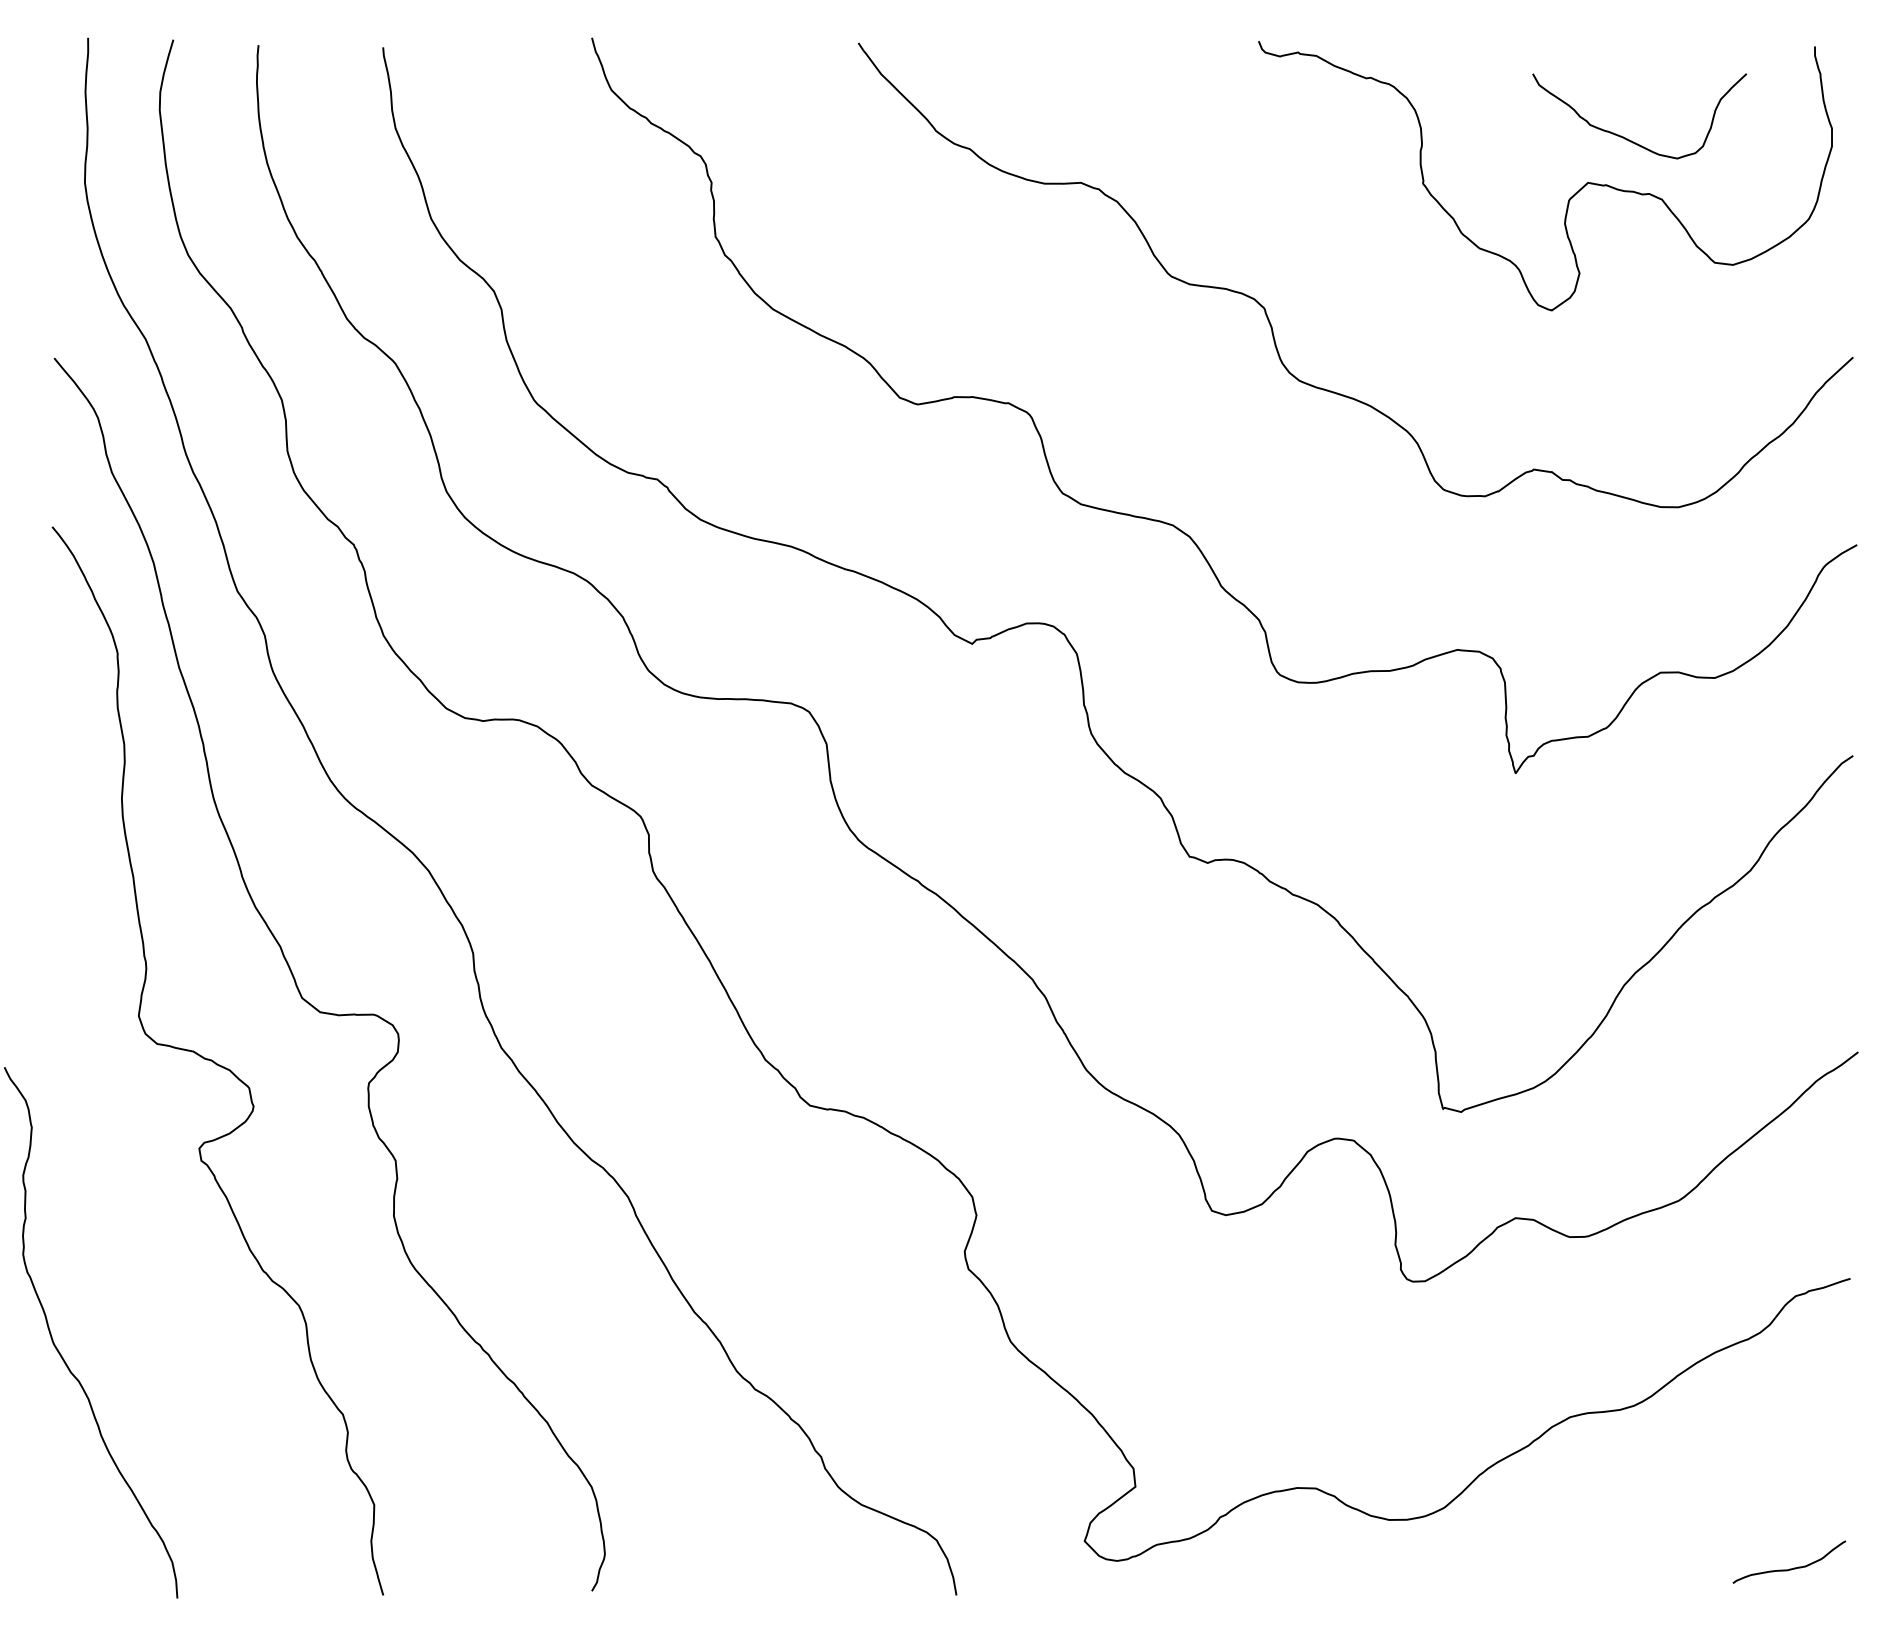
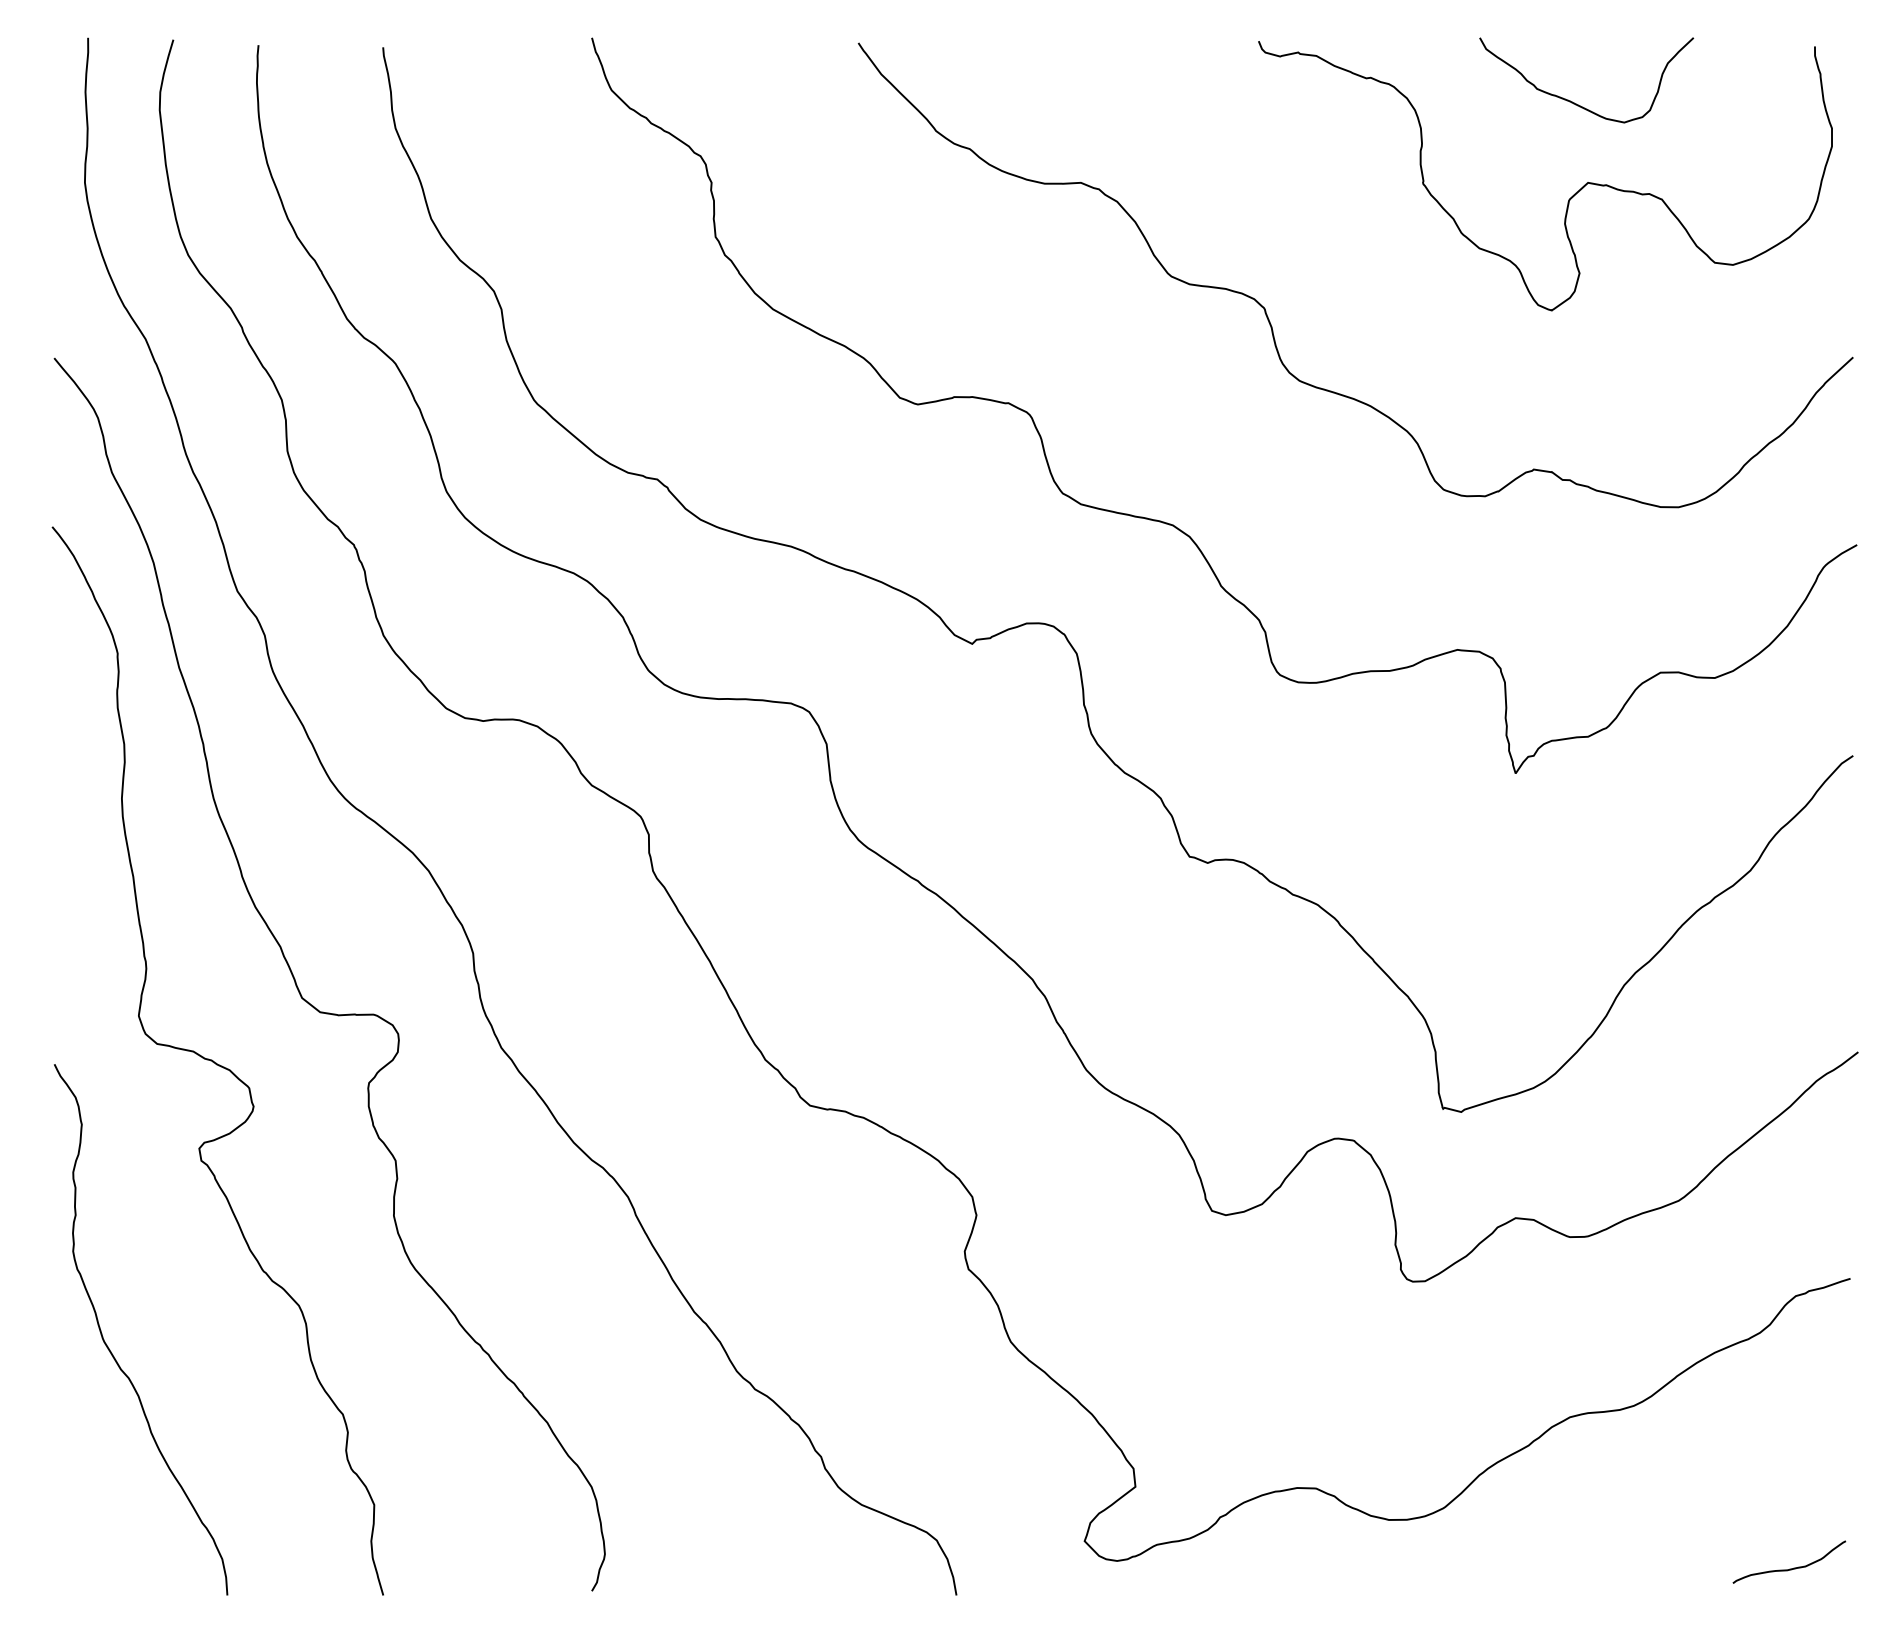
curve position: (1627, 138) -> (1574, 102) (1574, 102)
curve position: (60, 1352) -> (110, 1349) (110, 1349)
